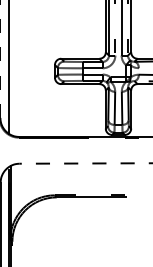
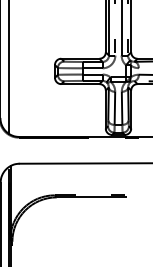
line: dashed -> solid (0, 59)
line: dashed -> solid (85, 163)
